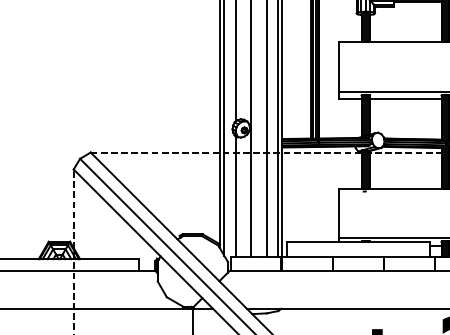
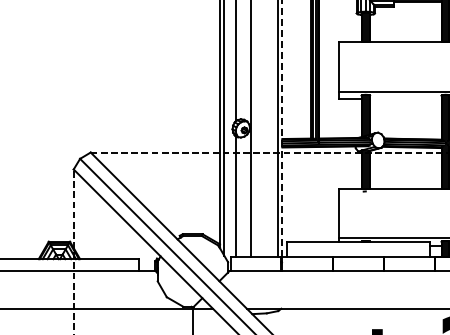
line: present -> none (405, 99)
line: solid -> dashed (282, 128)
line: present -> none (266, 129)
